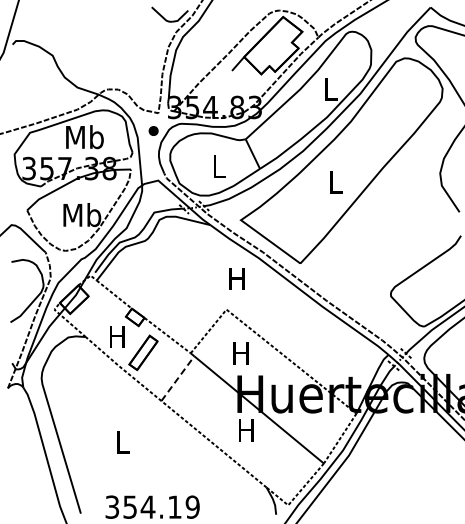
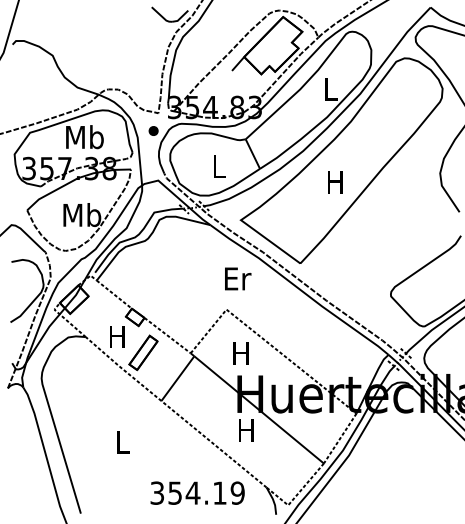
text: L -> H (335, 182)
text: H -> Er (238, 278)
line: dashed -> solid (177, 378)
text position: (152, 506) -> (197, 492) (197, 492)
